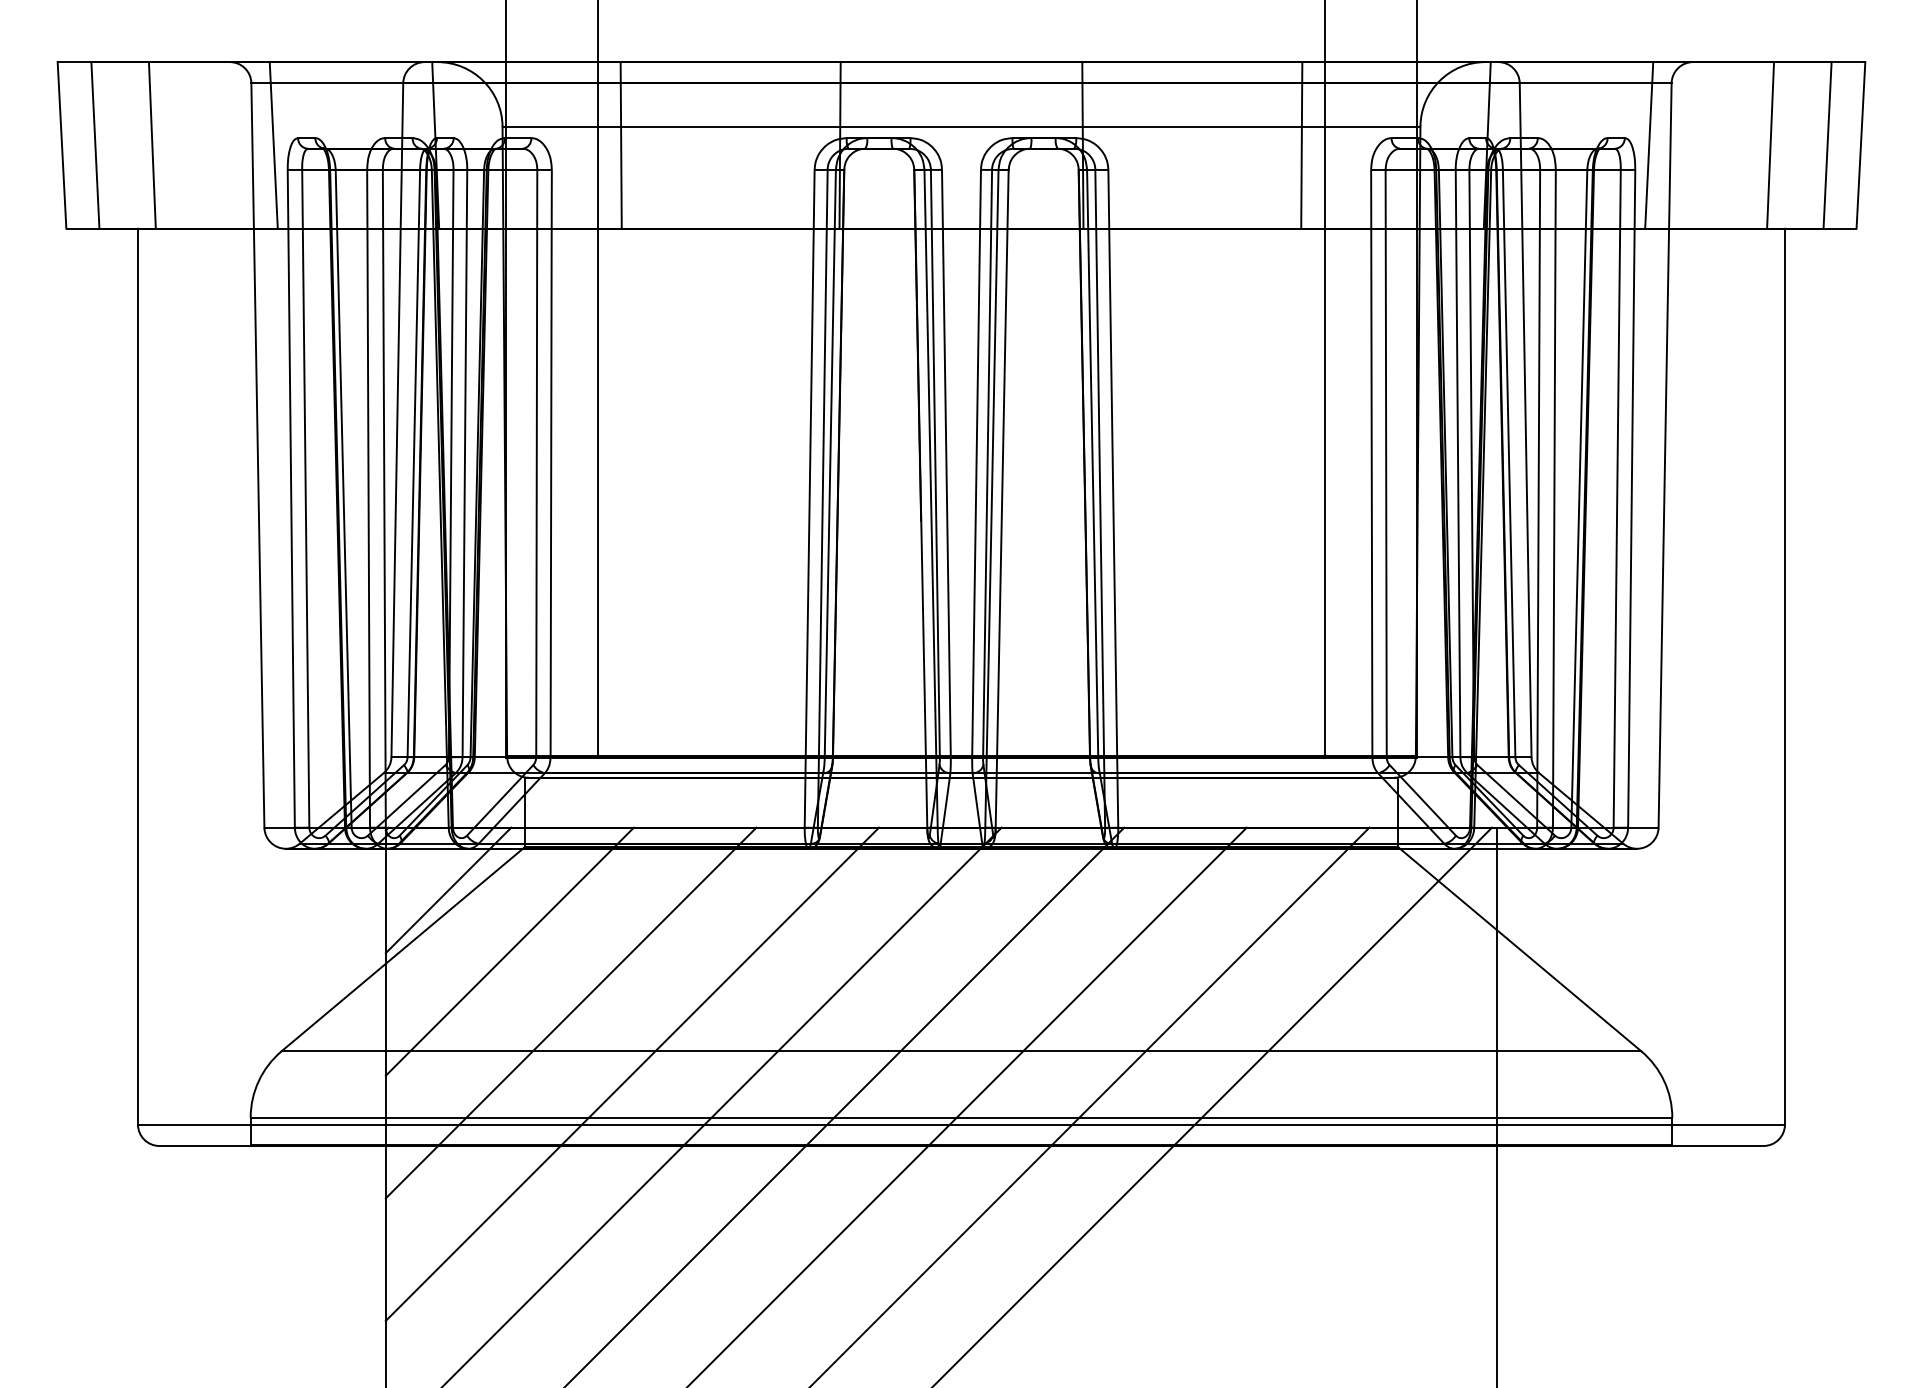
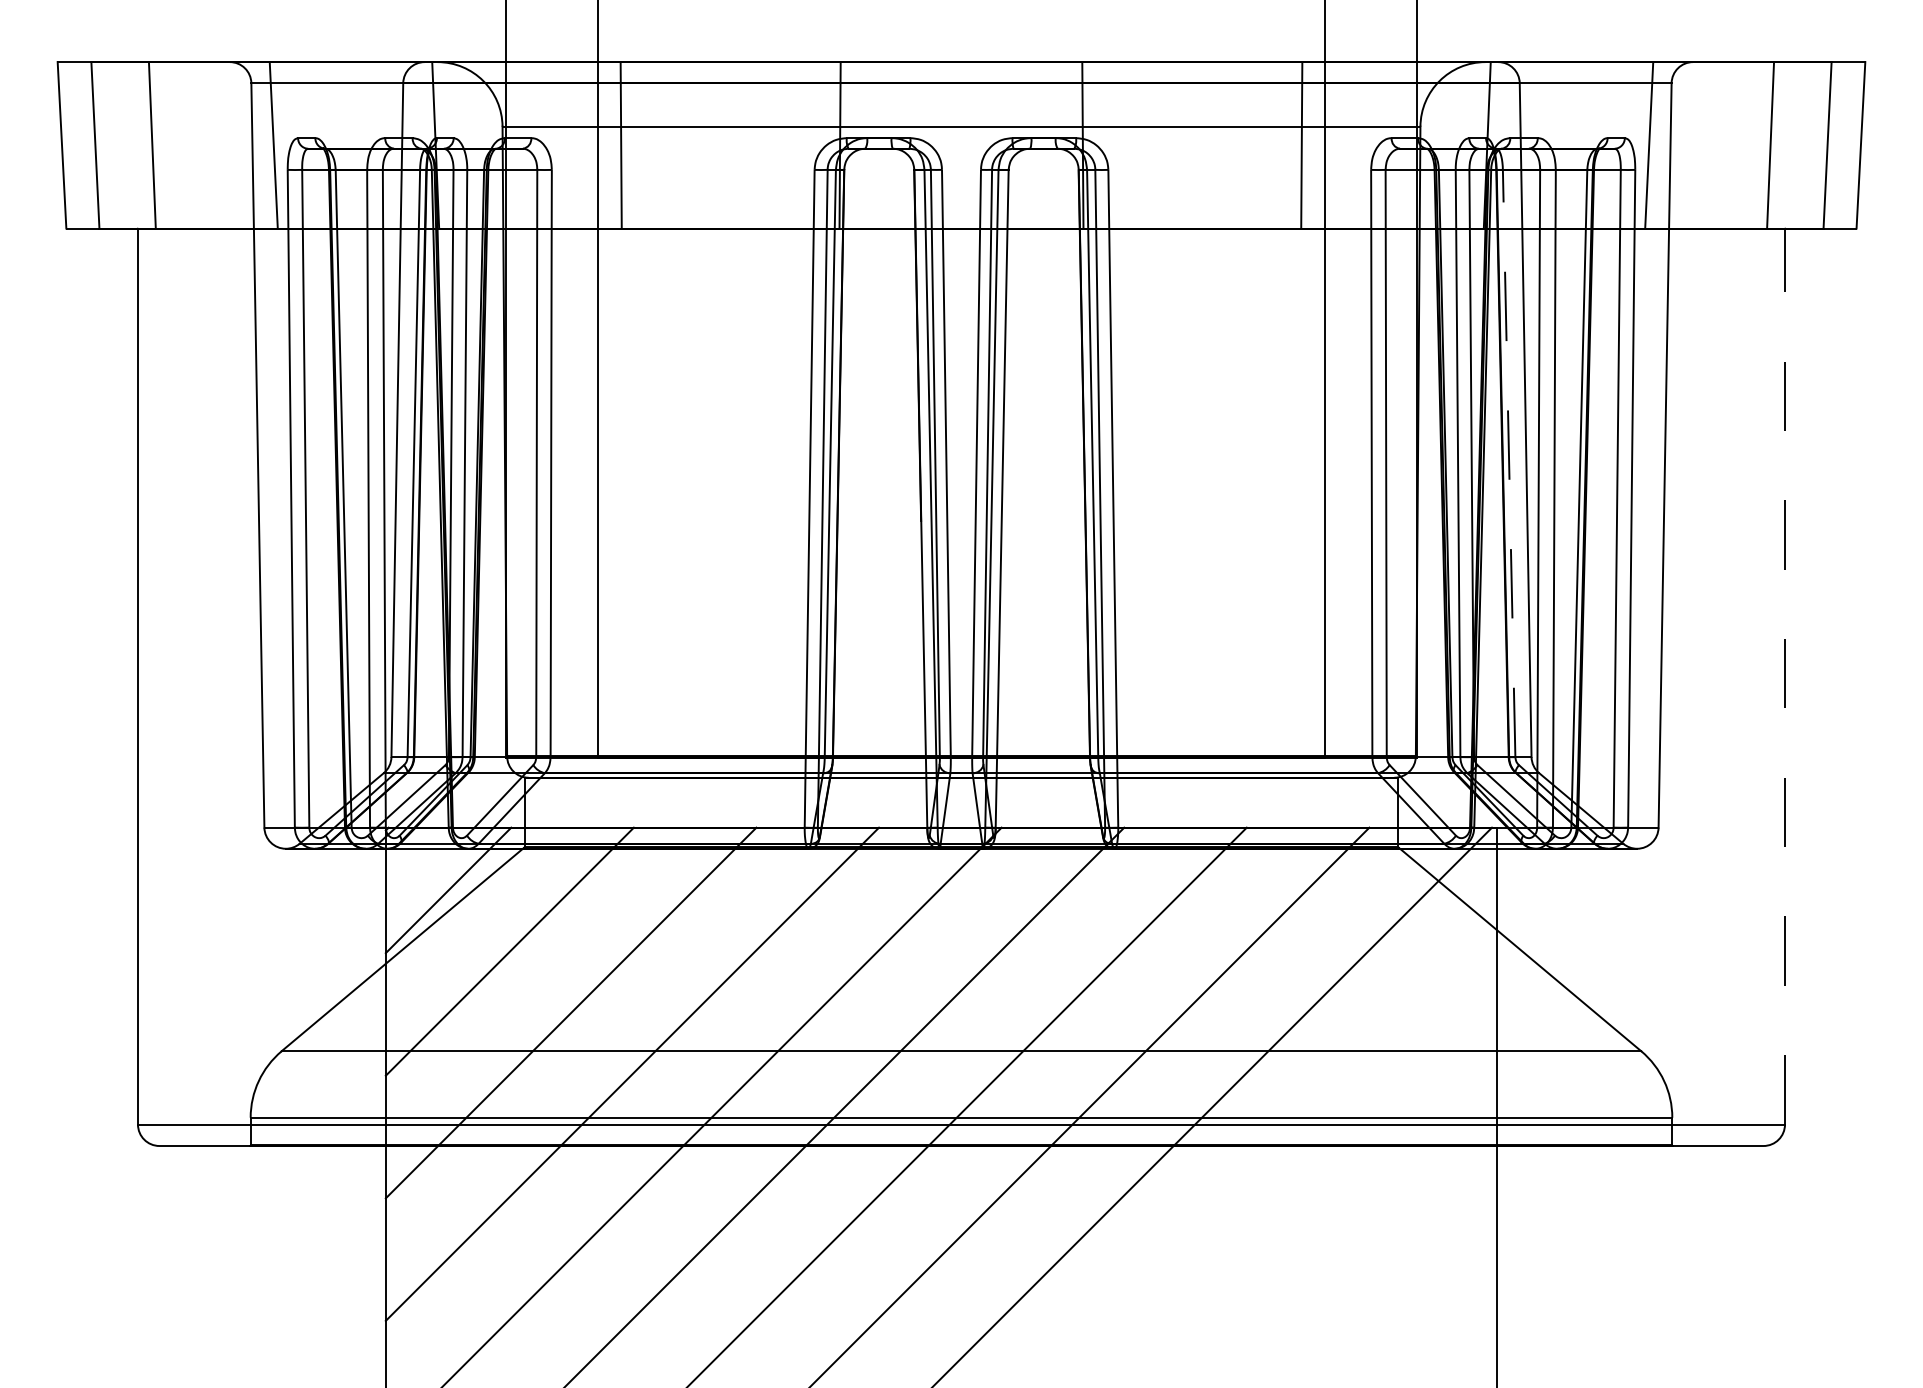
line: solid -> dashed (1509, 463)
line: solid -> dashed (1785, 676)
